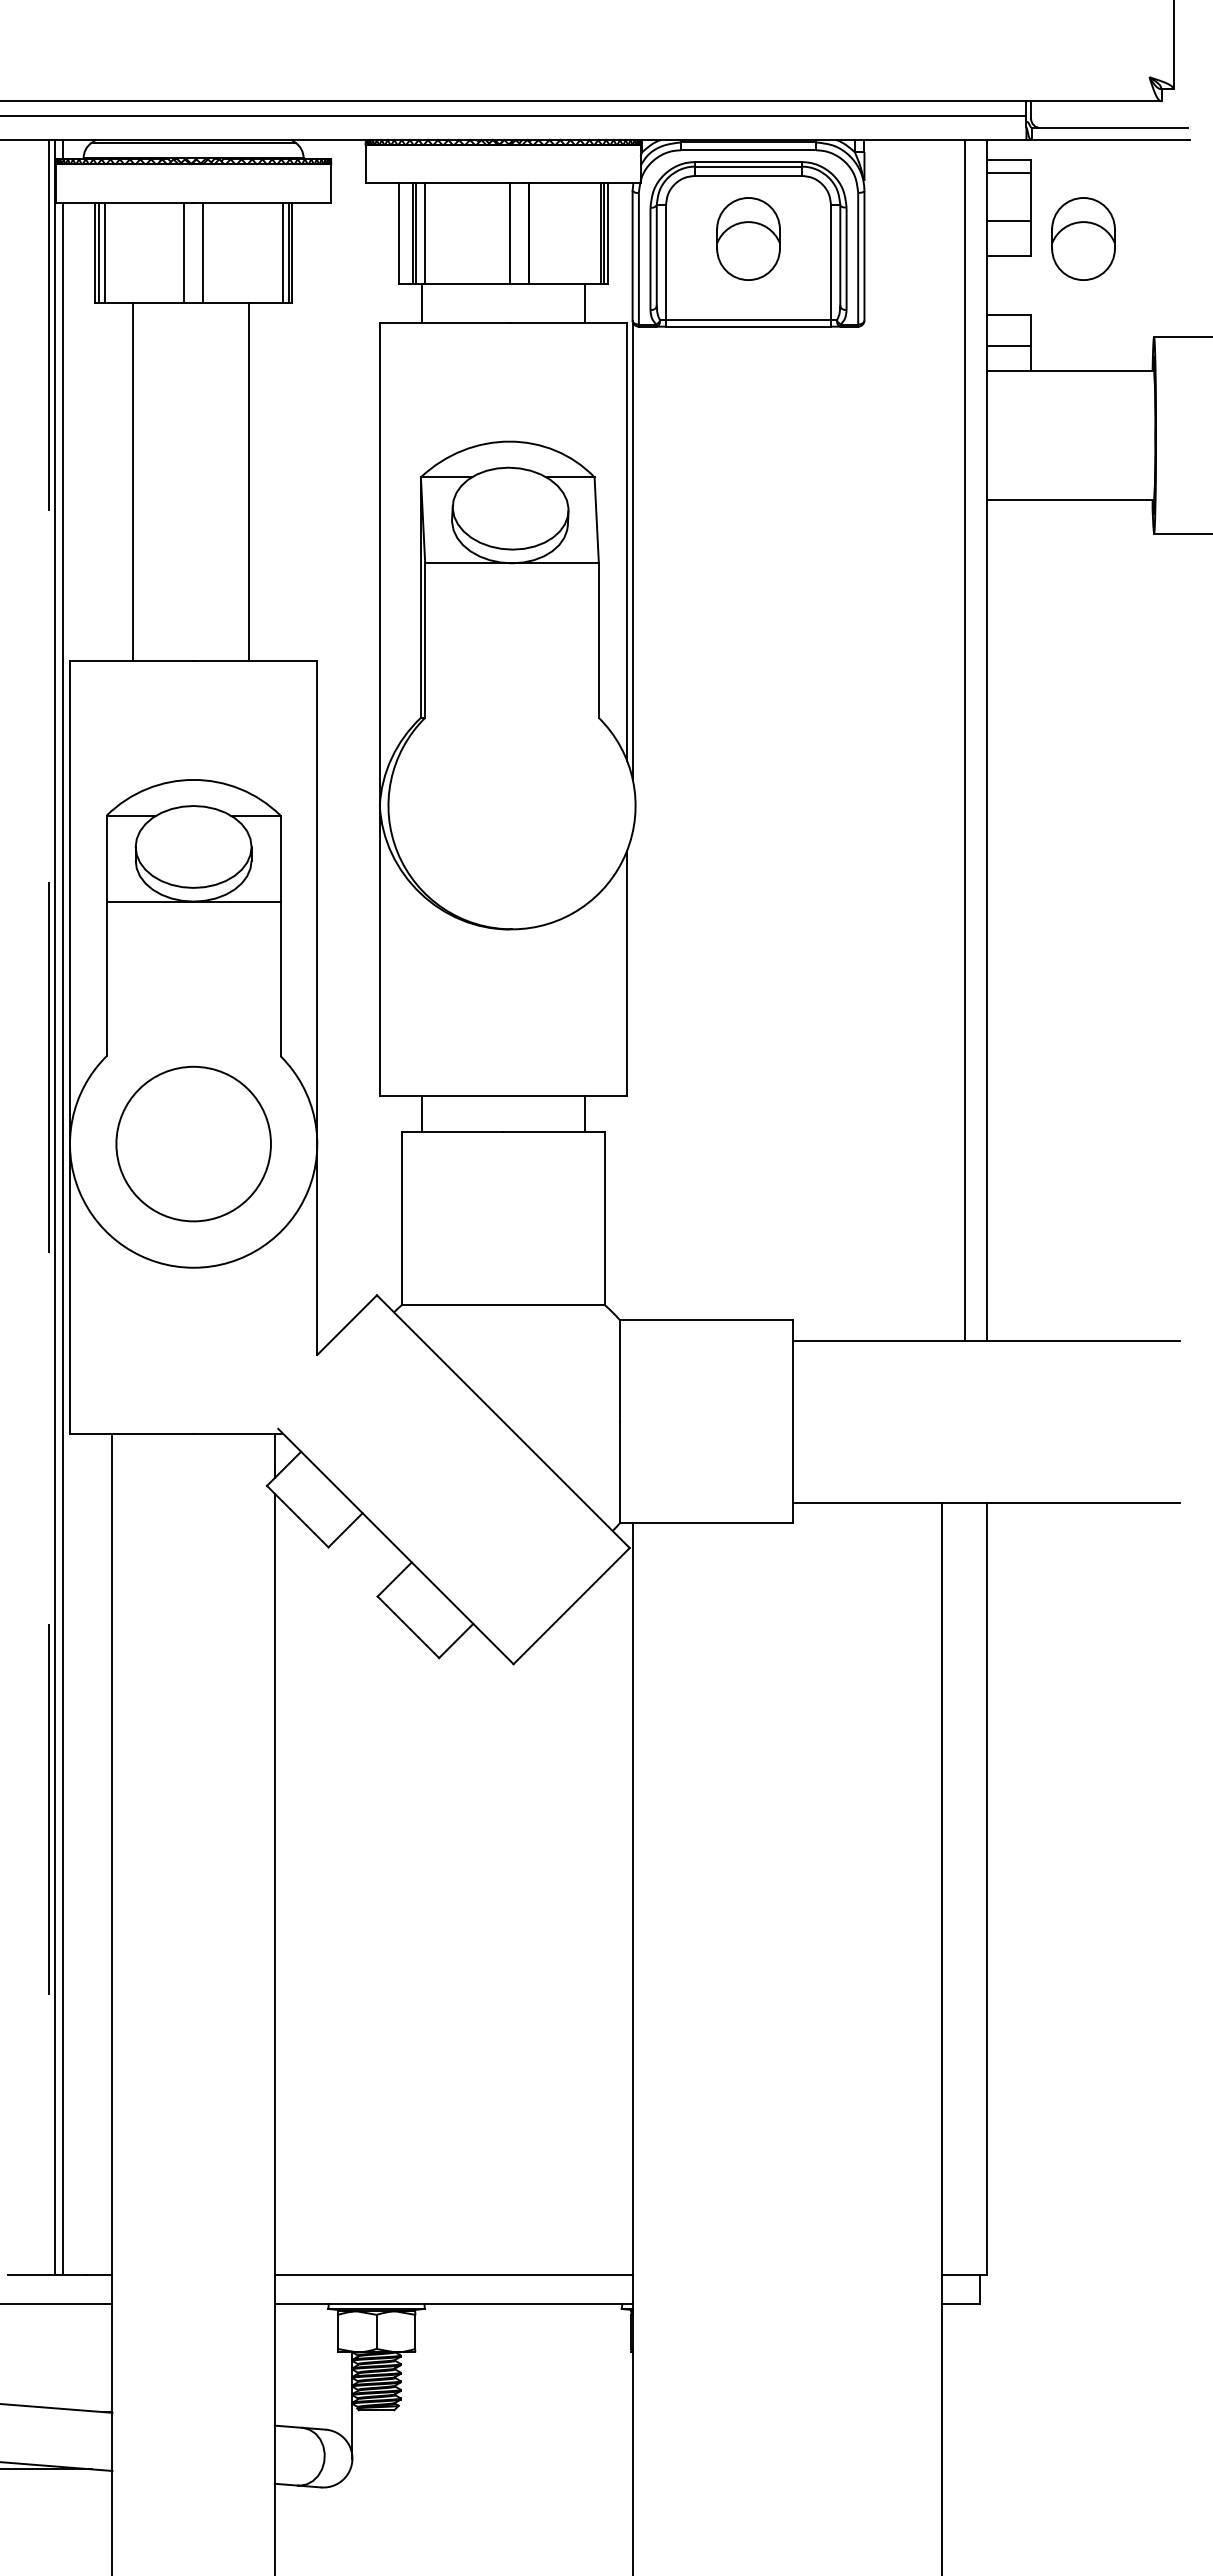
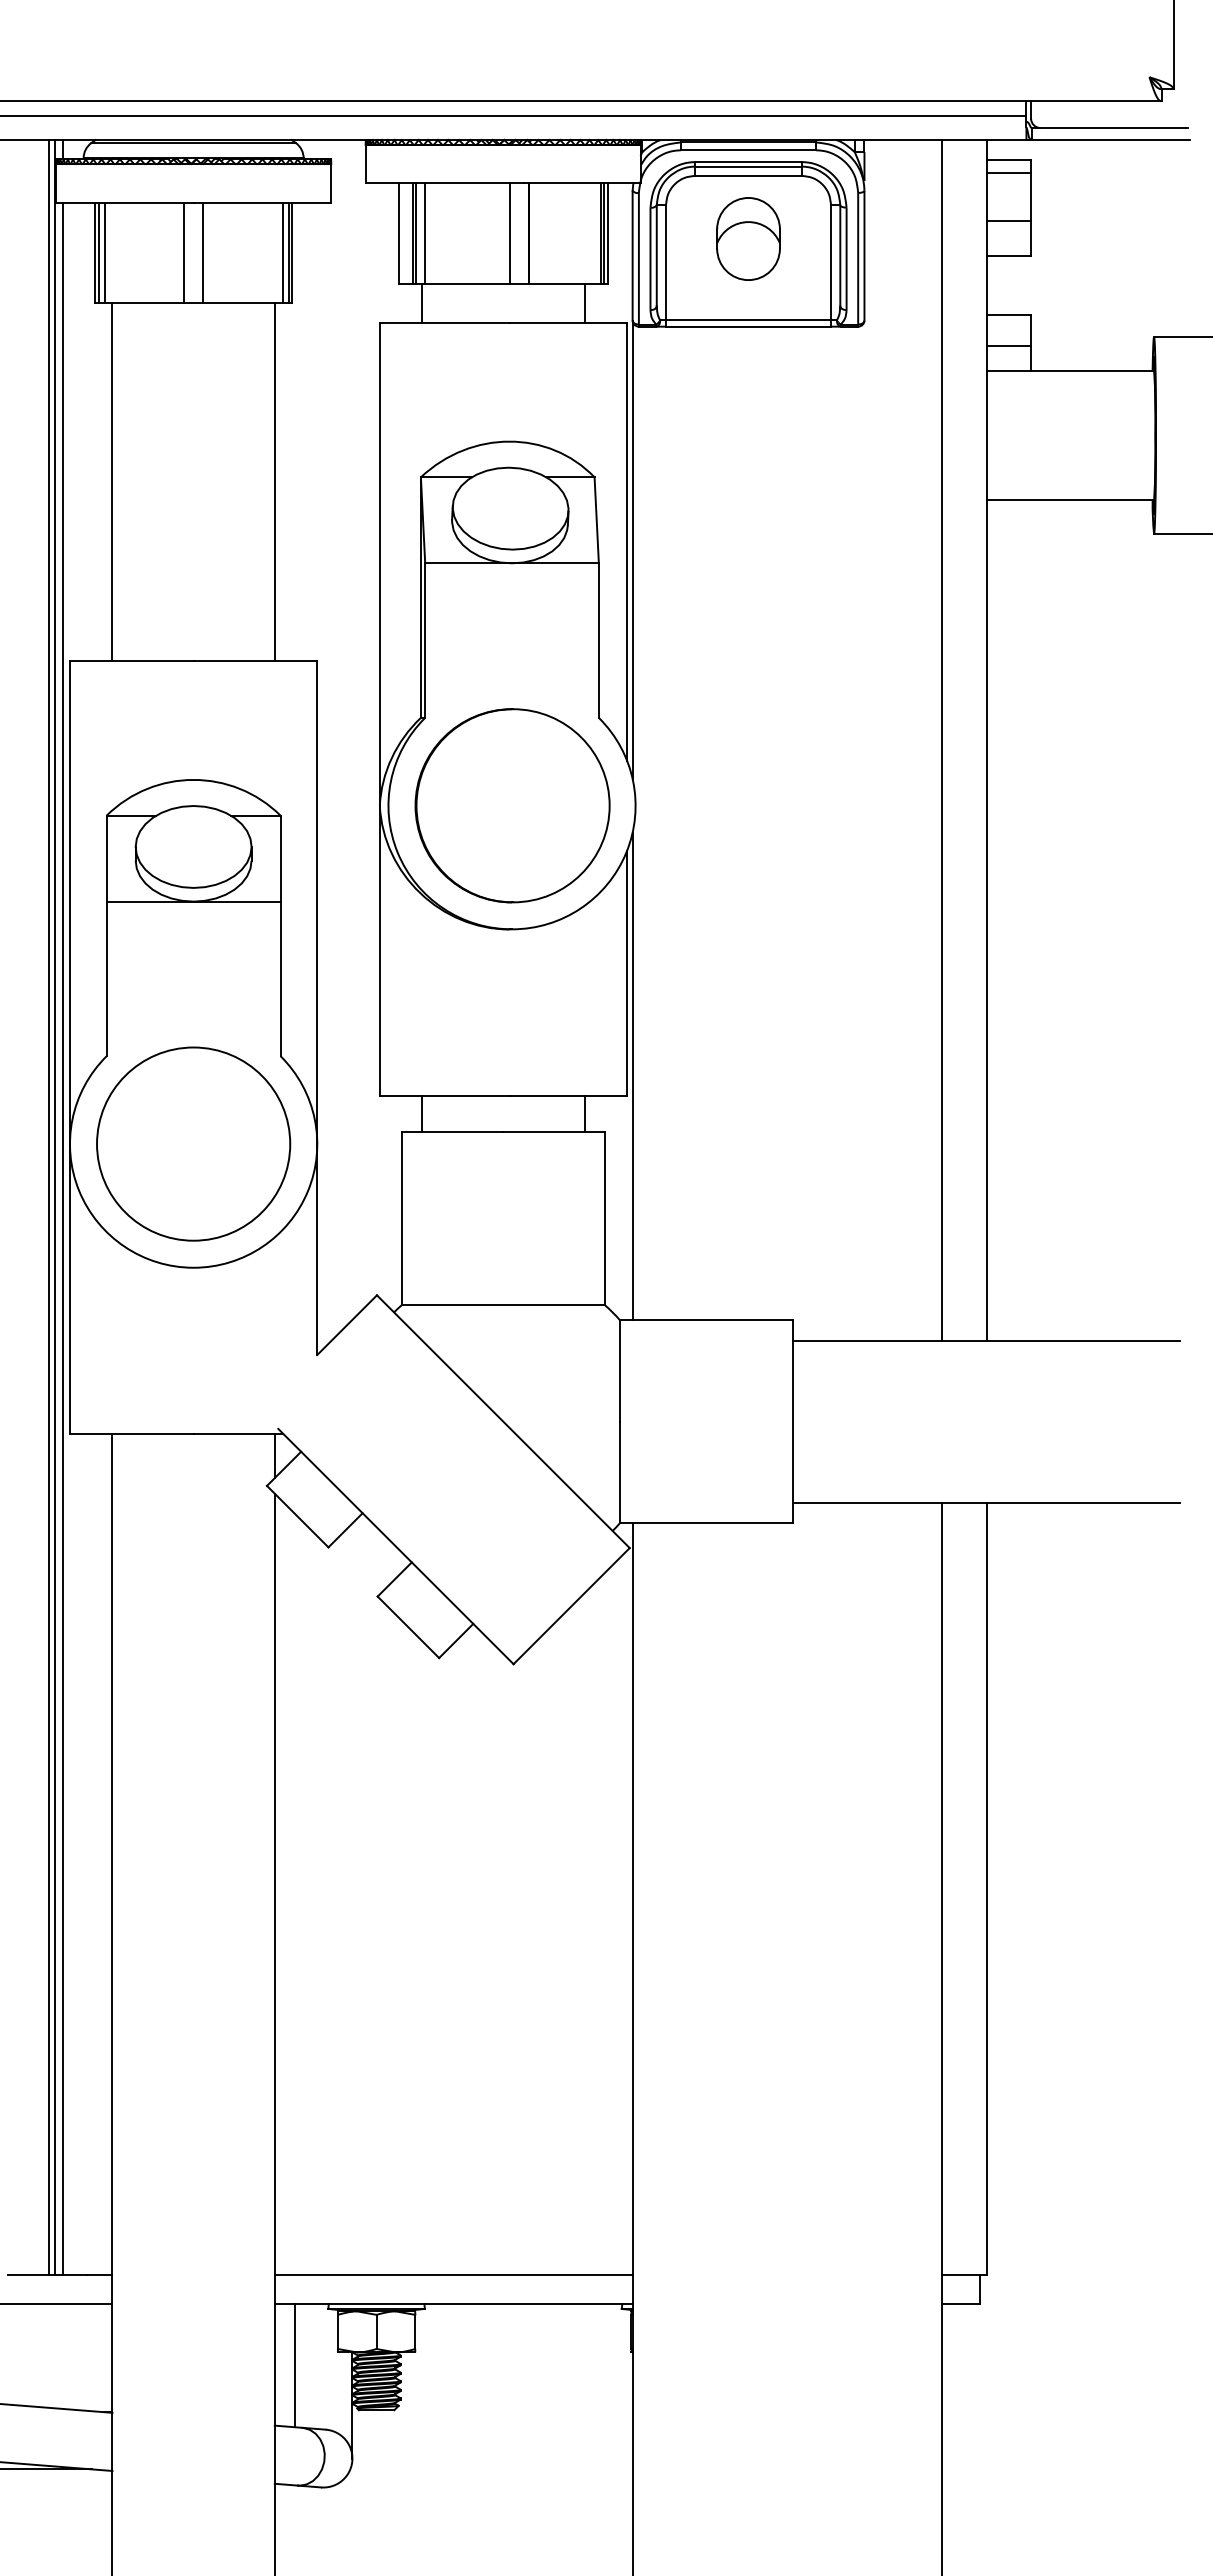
part: present -> none (1083, 238)
line position: (133, 482) -> (112, 482) (112, 482)
line position: (248, 482) -> (274, 482) (274, 482)
line position: (964, 740) -> (941, 740) (941, 740)
part: none -> present (512, 805)
line: none -> present (632, 1076)
circle size: 157x158 px -> 196x196 px (193, 1143)
line: dashed -> solid (48, 1208)
line: none -> present (294, 2365)
